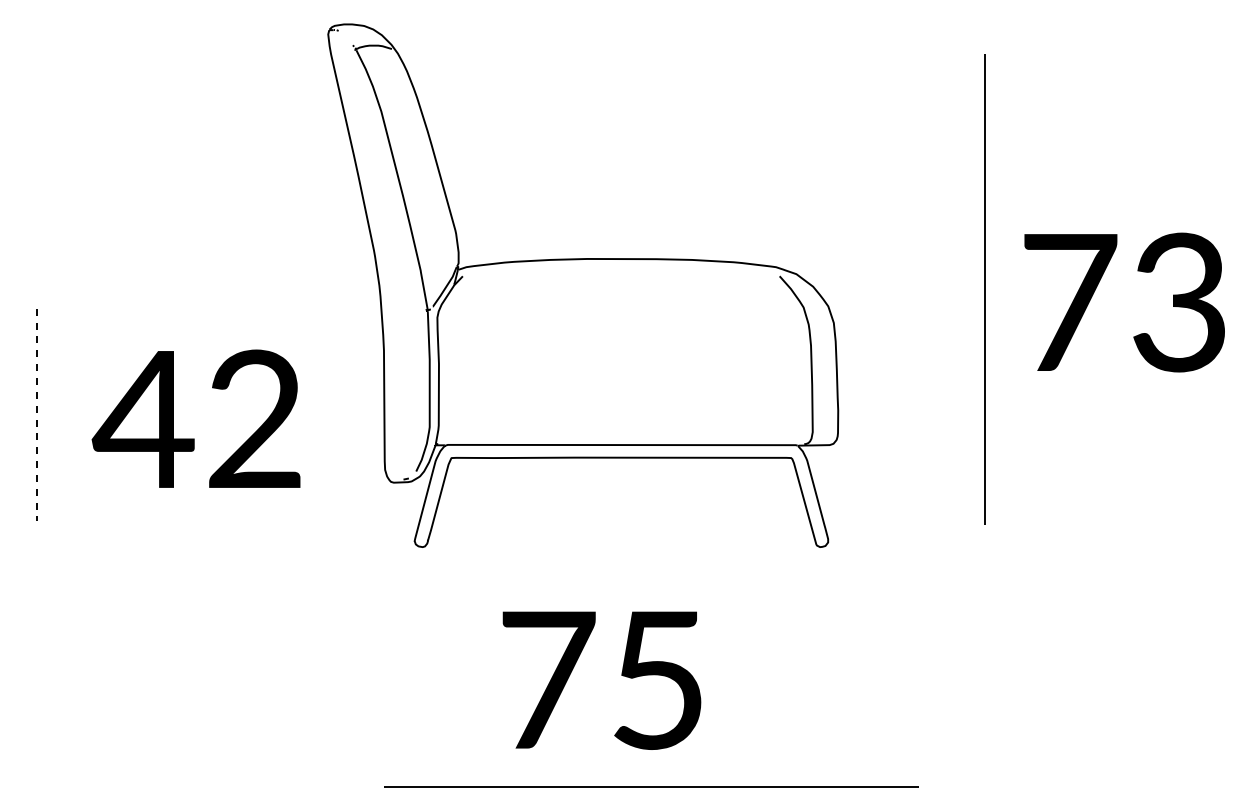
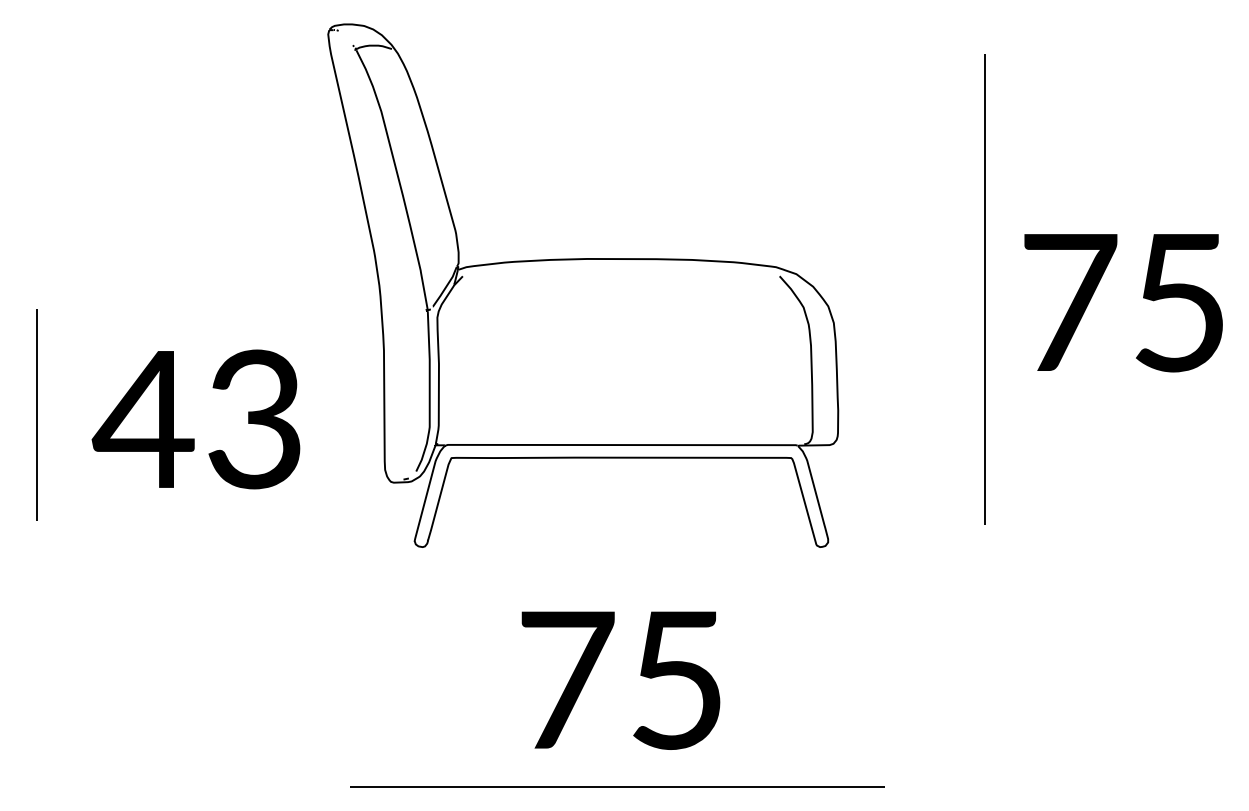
text: 73 -> 75 (1178, 302)
line: dashed -> solid (37, 415)
text: 42 -> 43 (254, 419)
text position: (601, 680) -> (620, 680) (620, 680)
line position: (651, 786) -> (617, 786) (617, 786)
